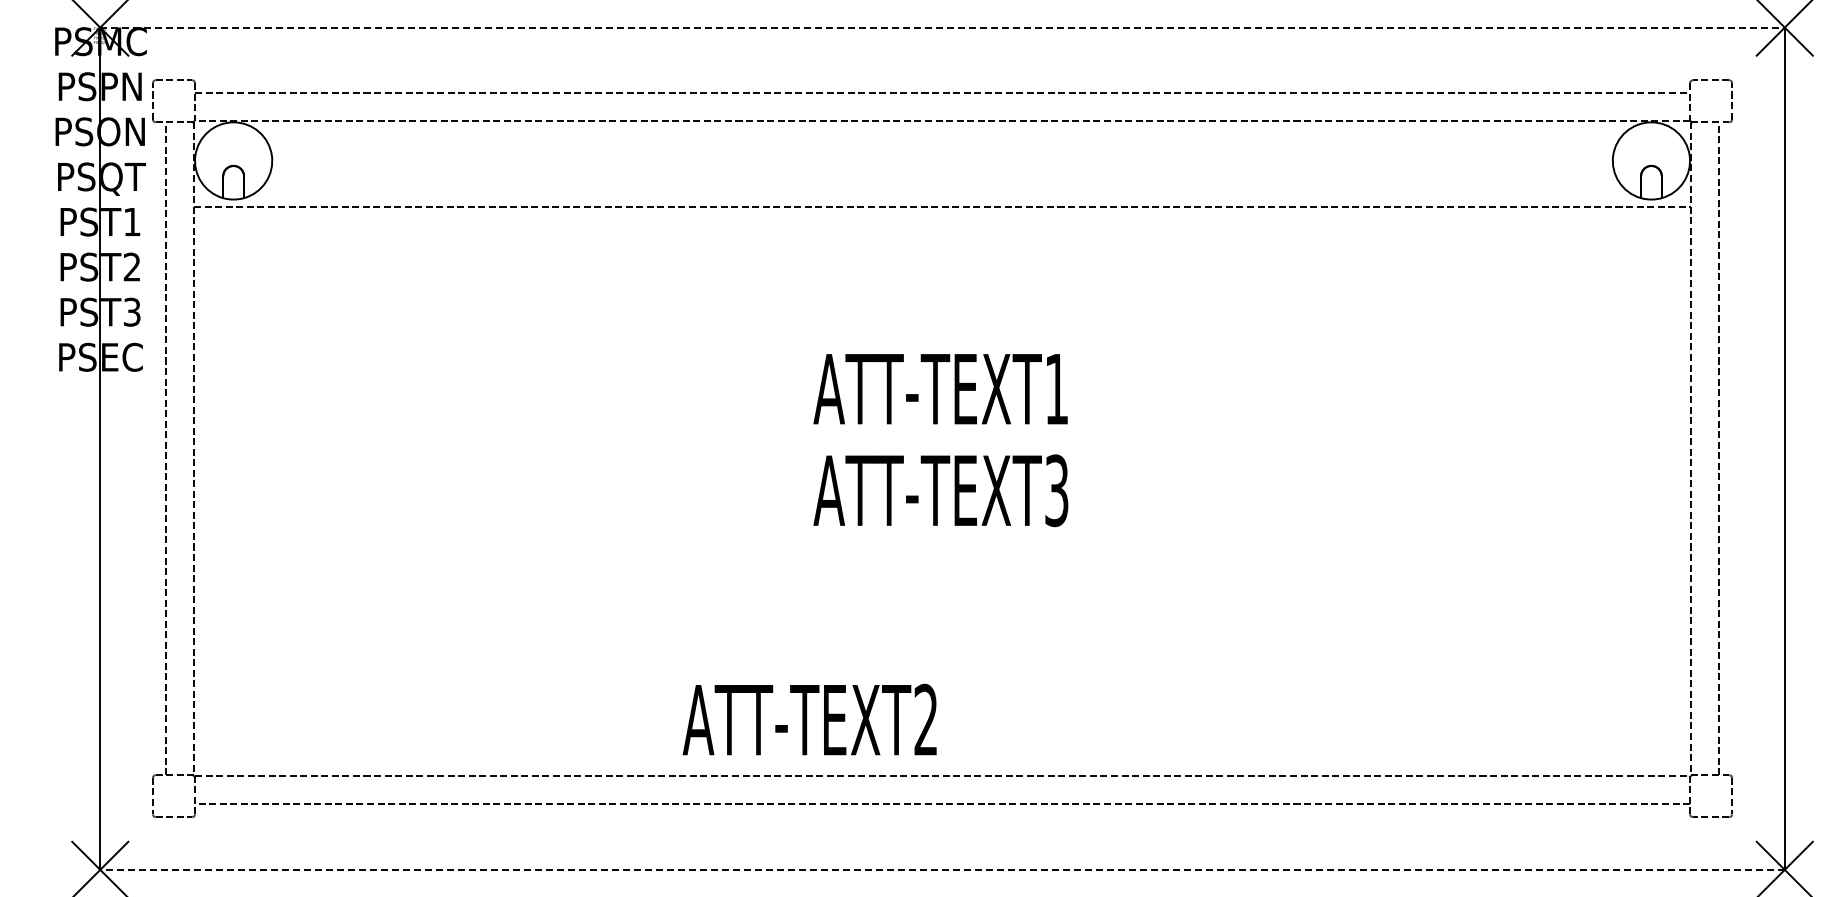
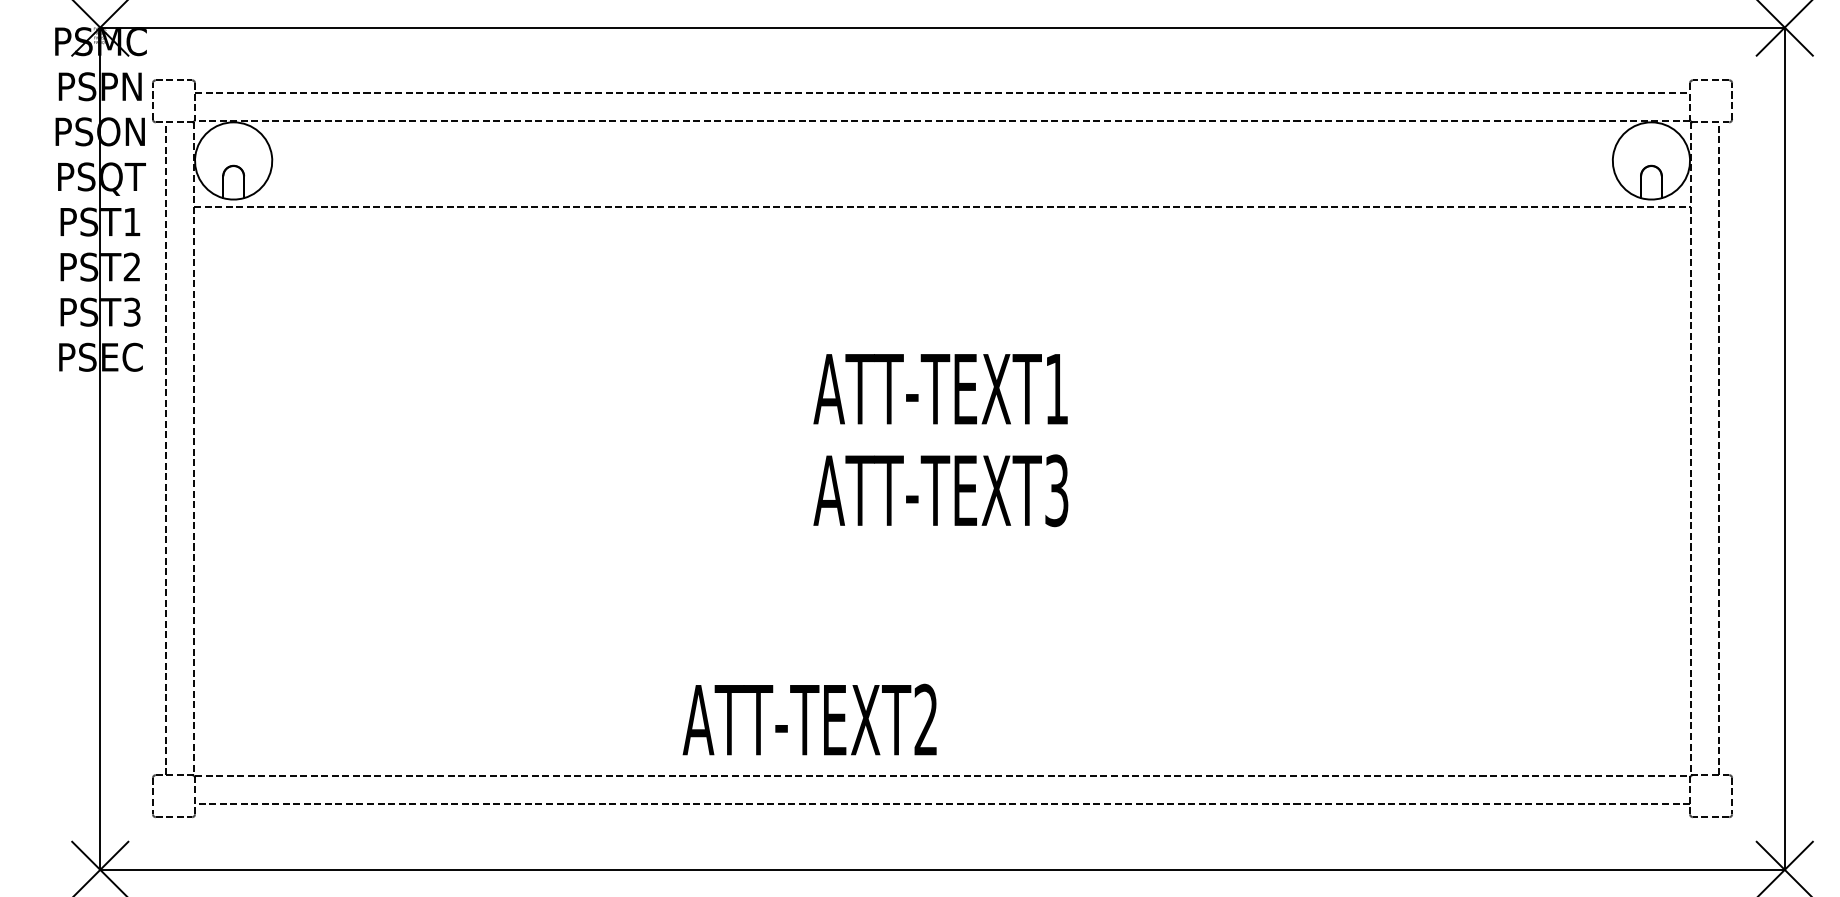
line: dashed -> solid (943, 27)
line: dashed -> solid (942, 869)
